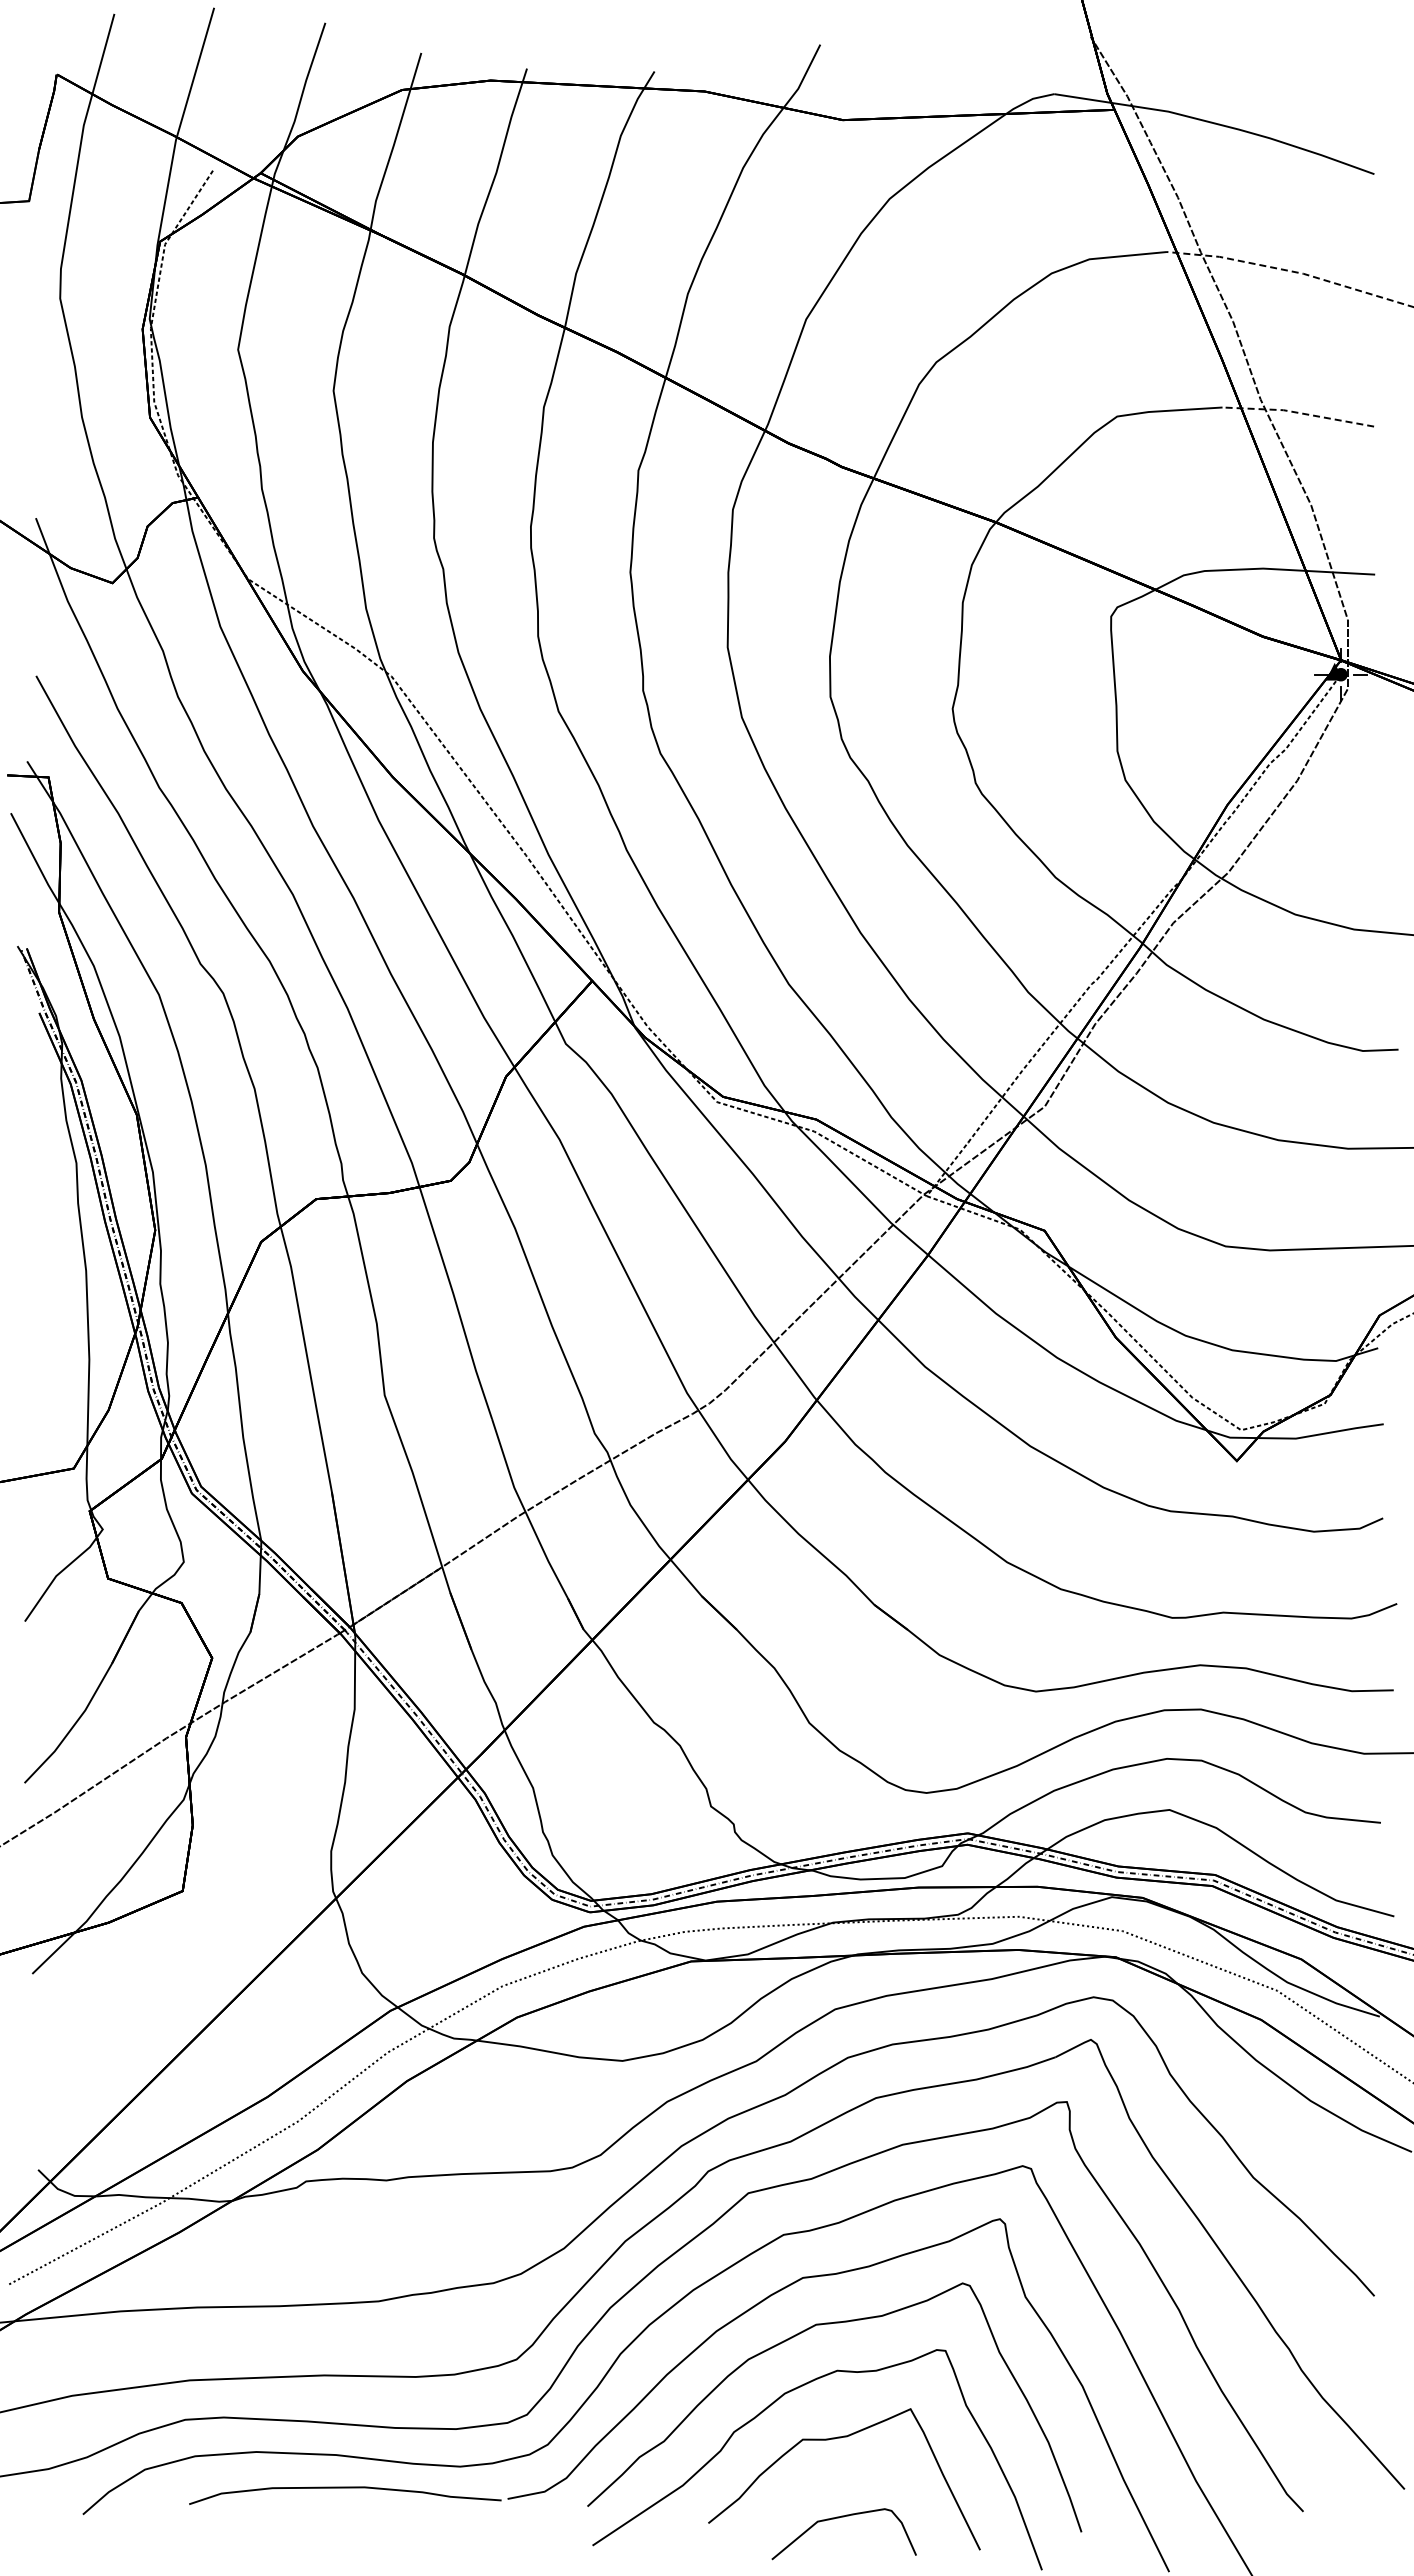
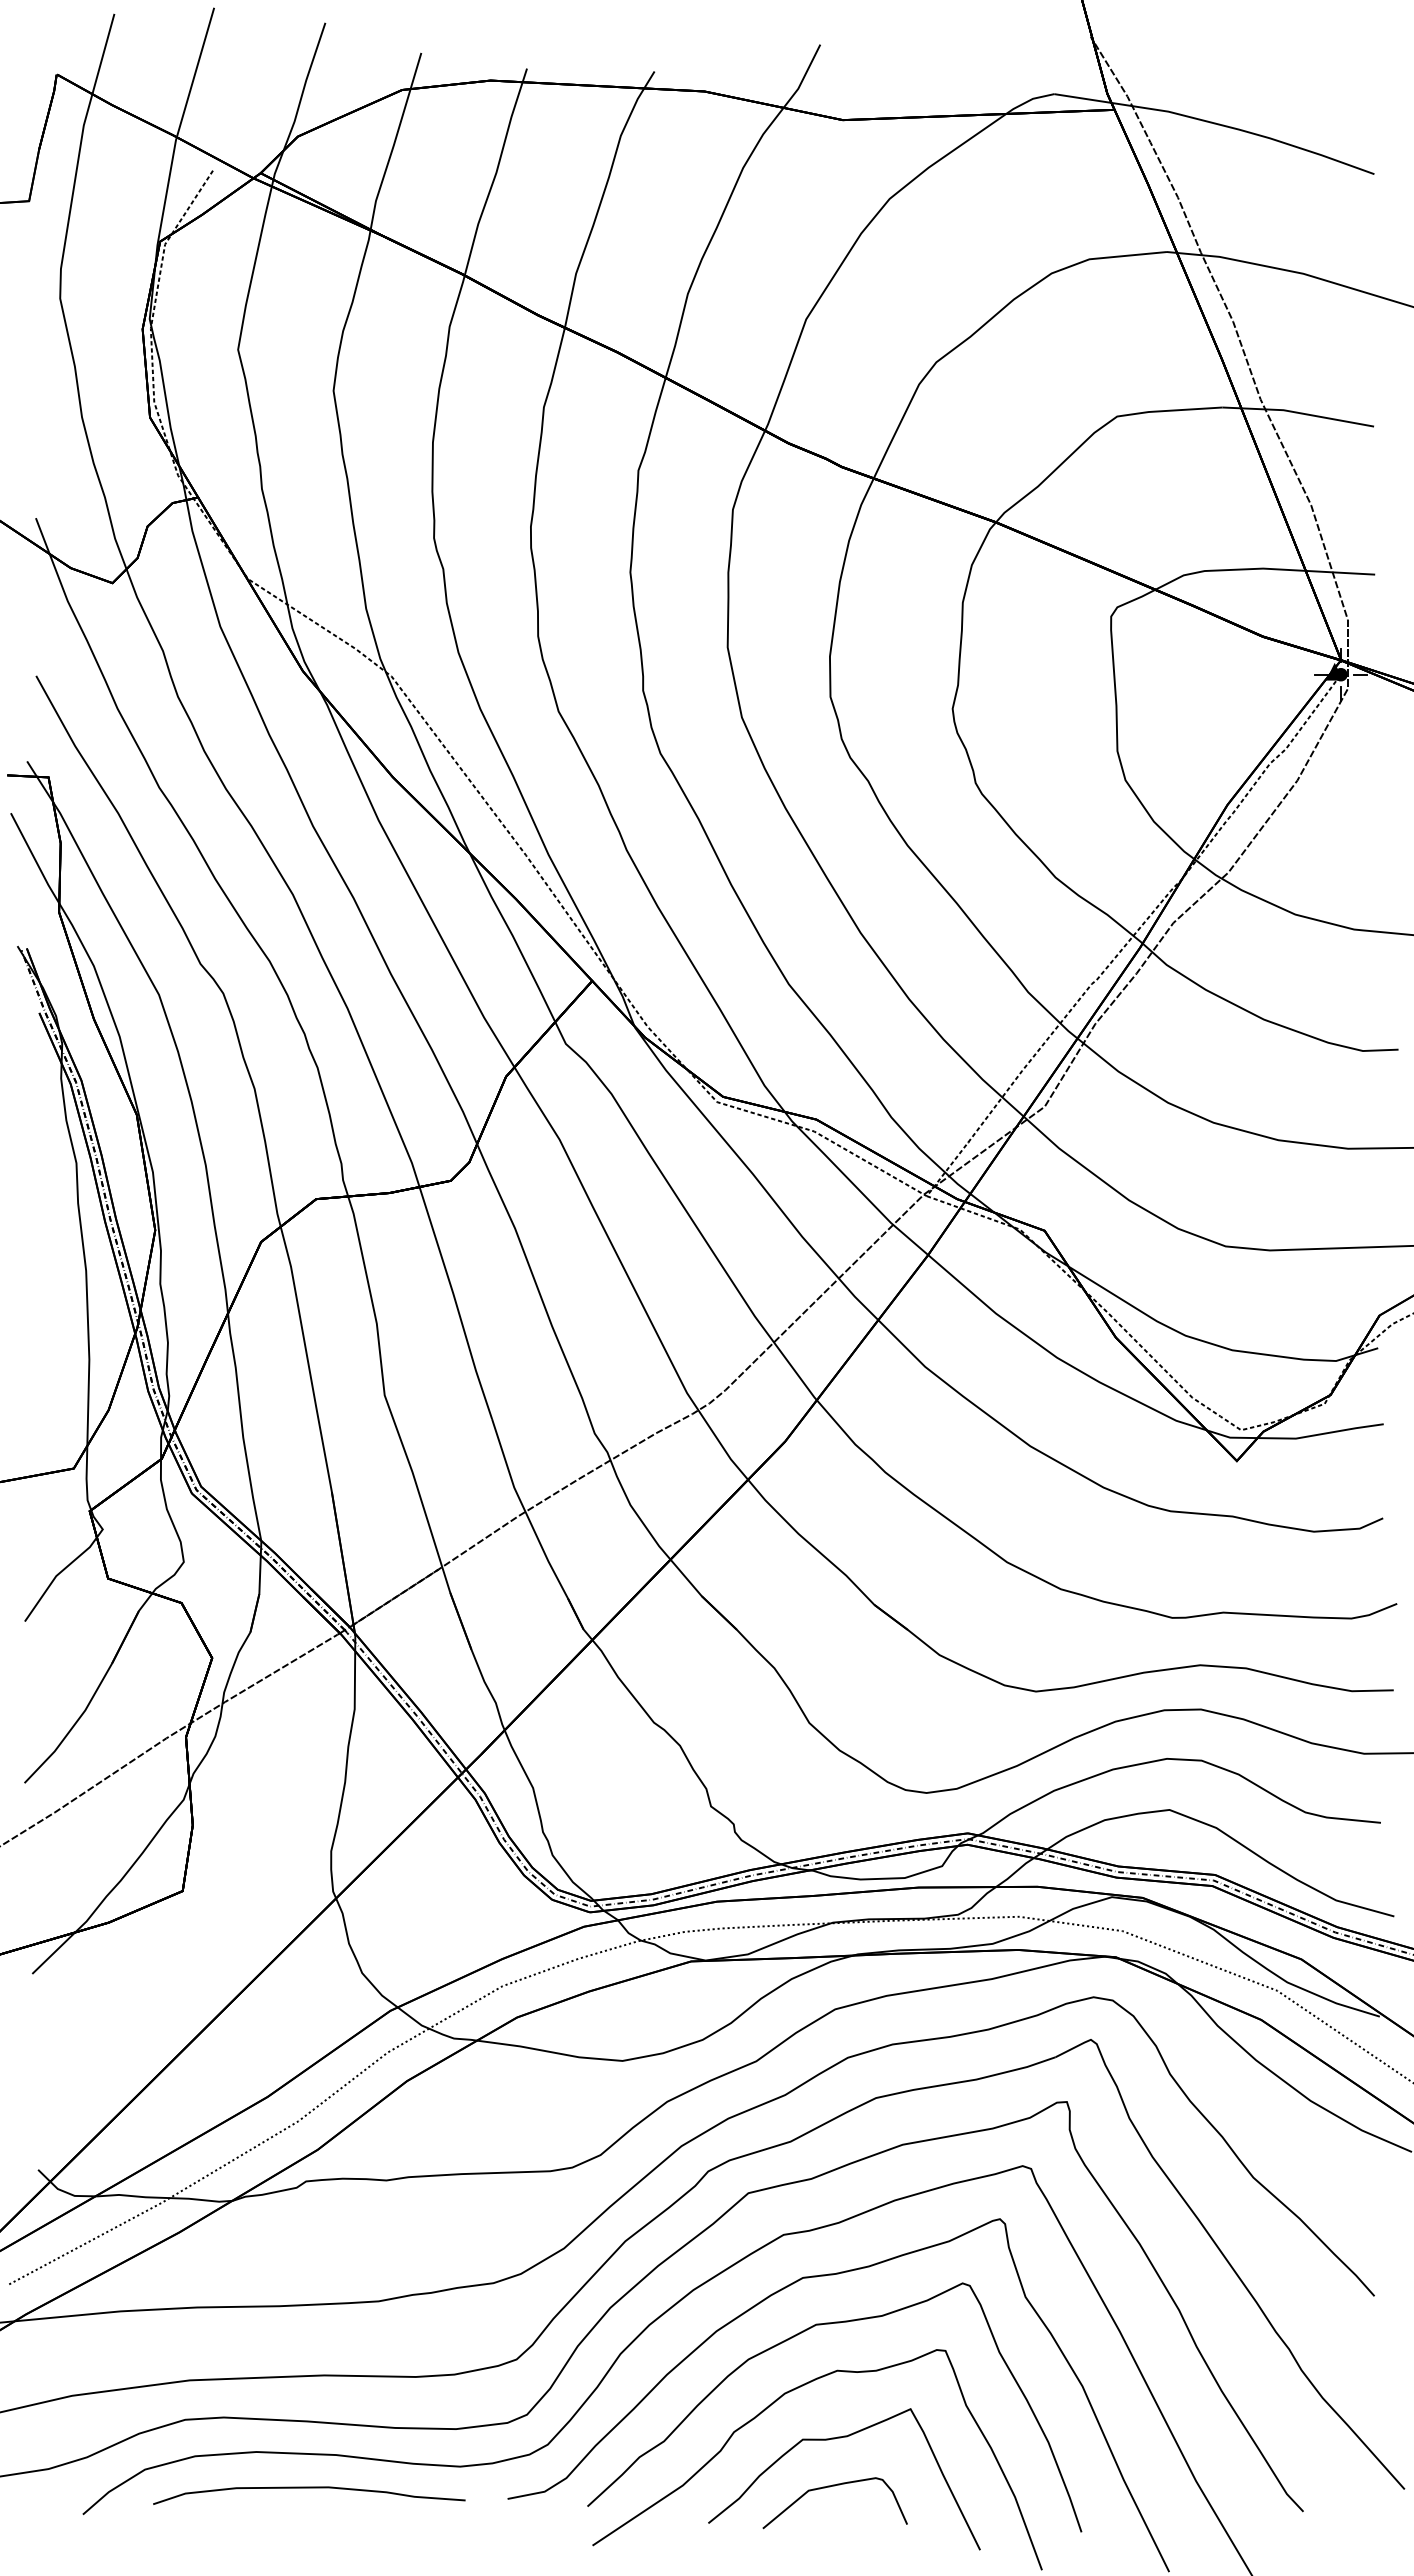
line: dashed -> solid (1291, 271)
line: dashed -> solid (1297, 412)
curve position: (345, 2488) -> (309, 2488) (309, 2488)
curve position: (839, 2518) -> (830, 2487) (830, 2487)
